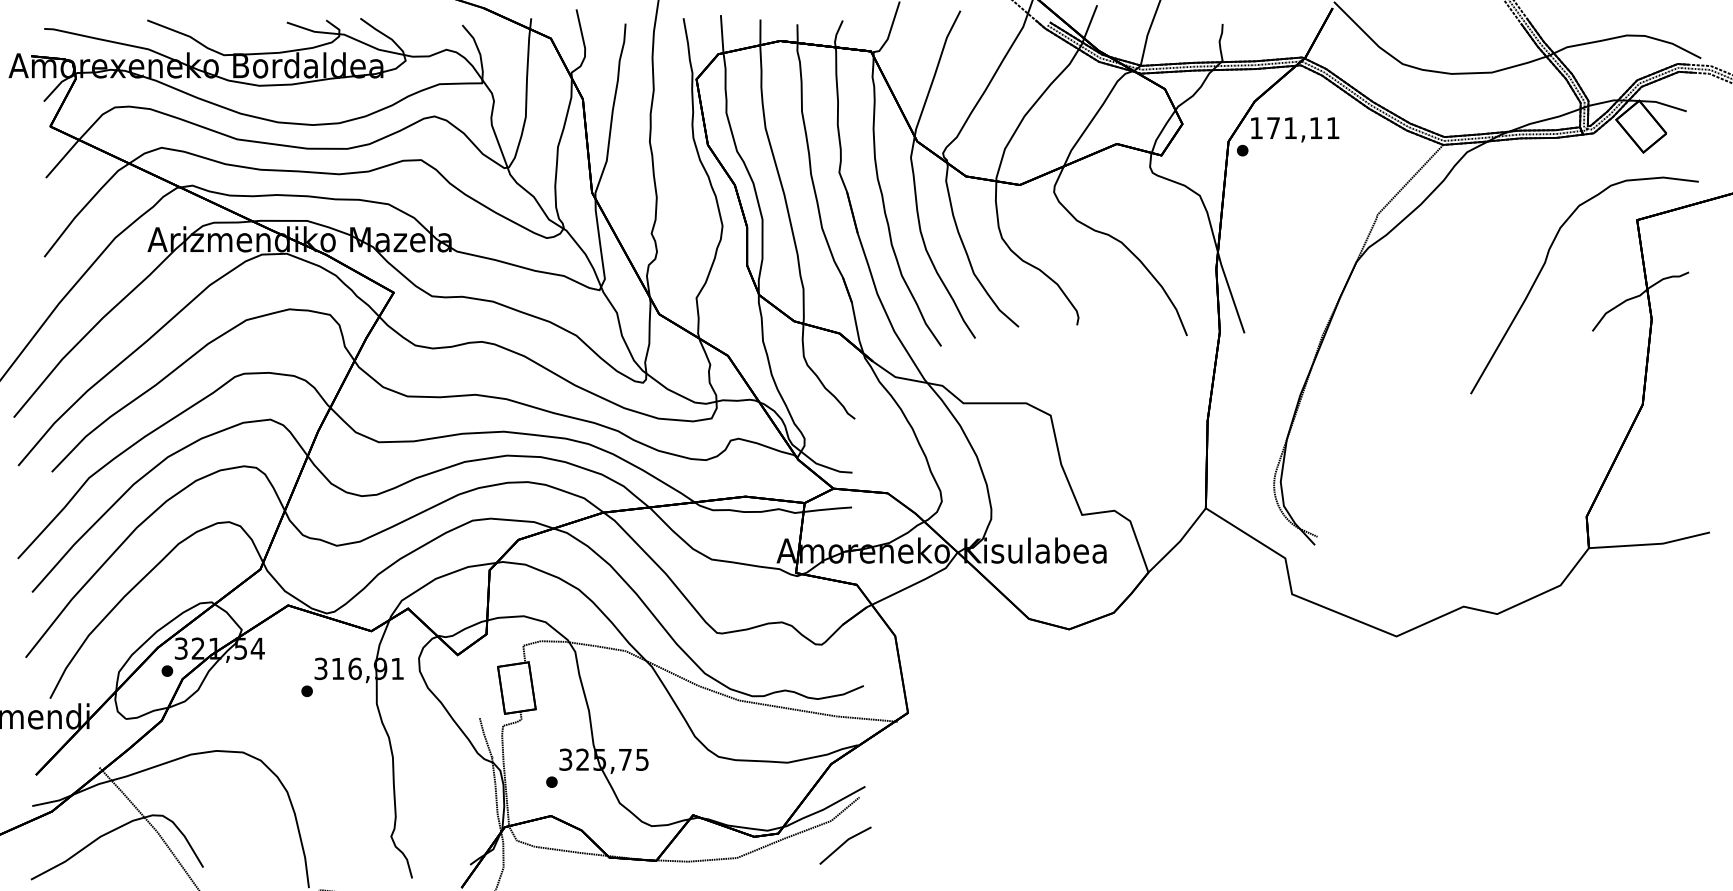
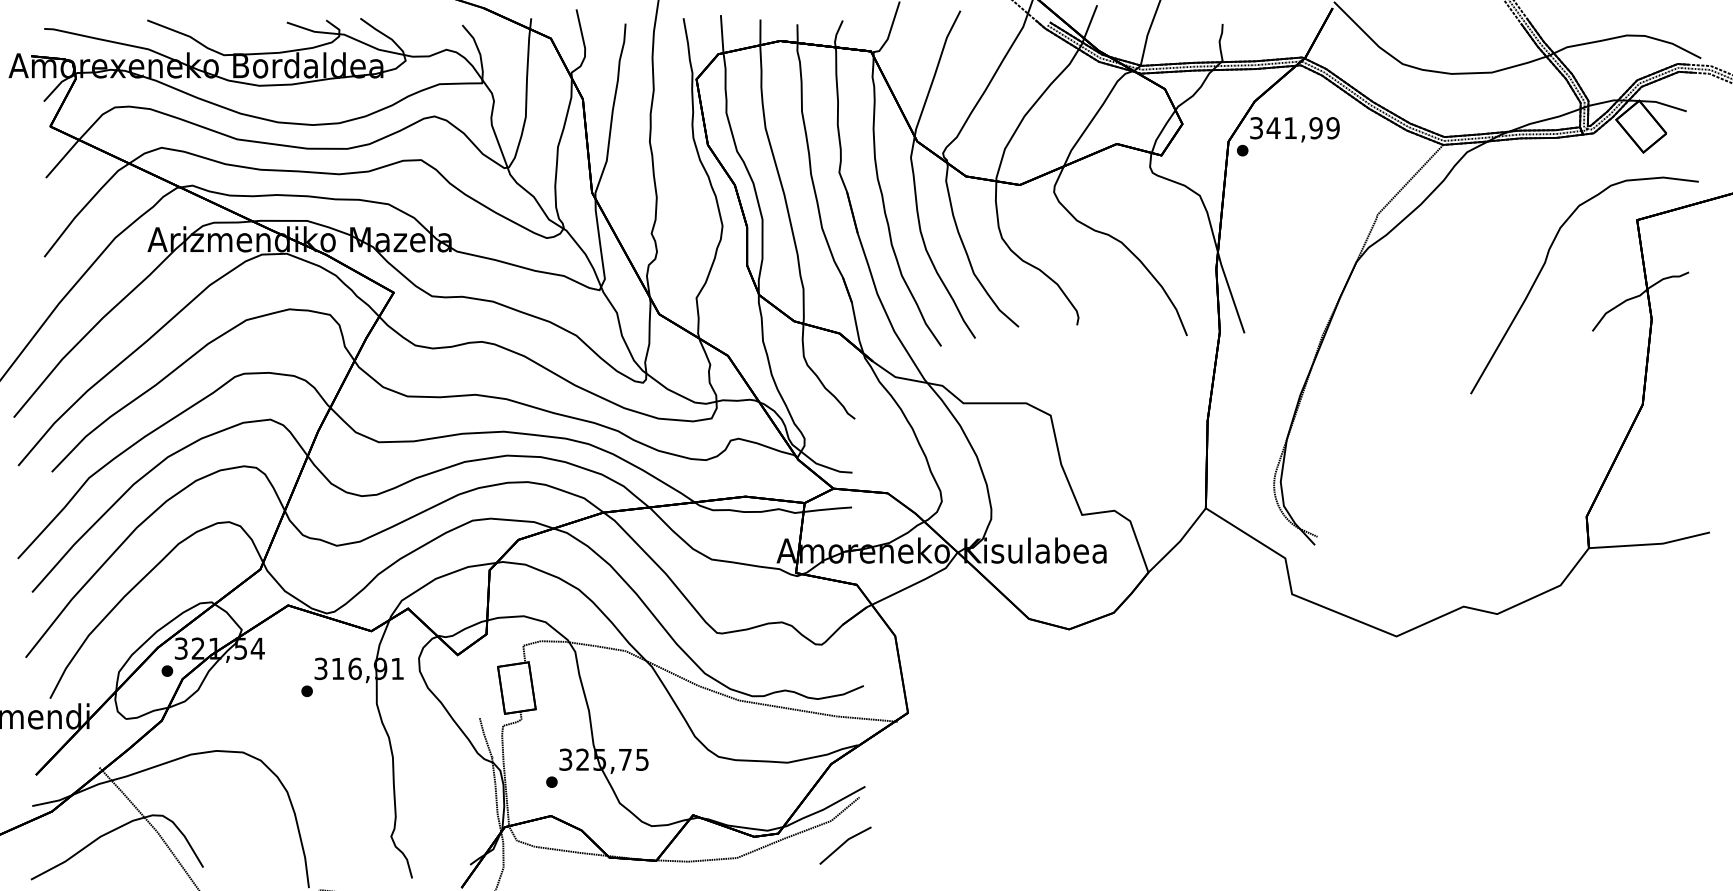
text: 171,11 -> 341,99 (1294, 128)
